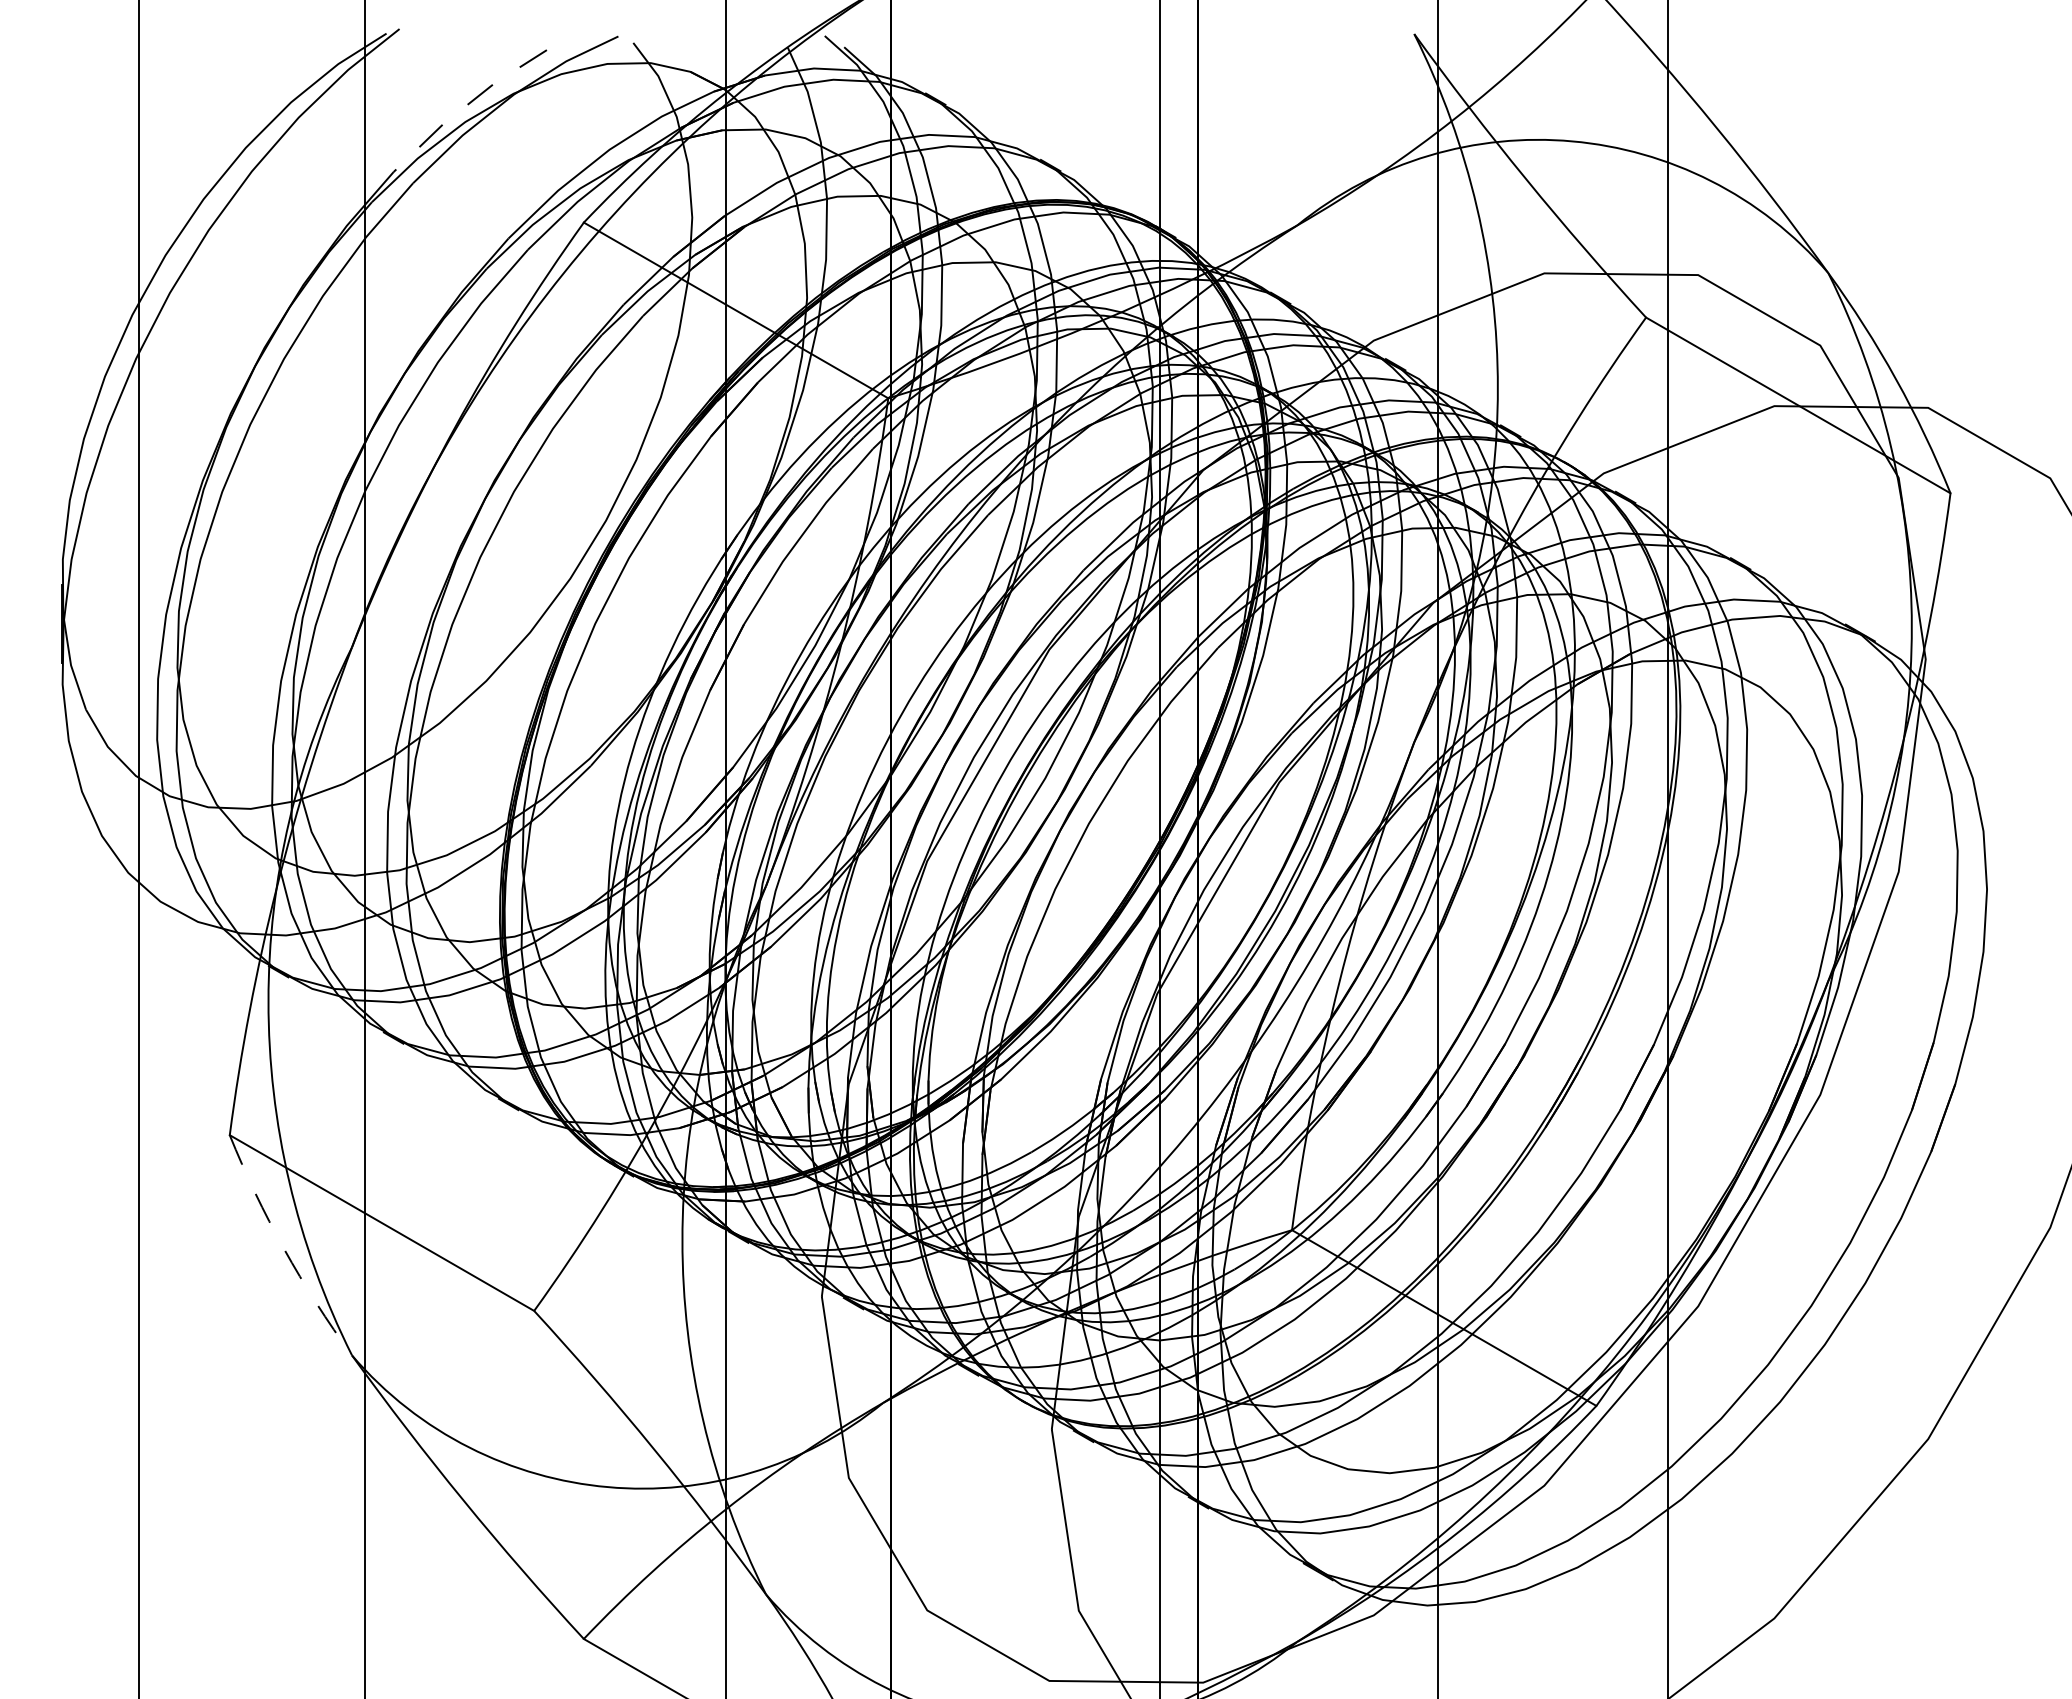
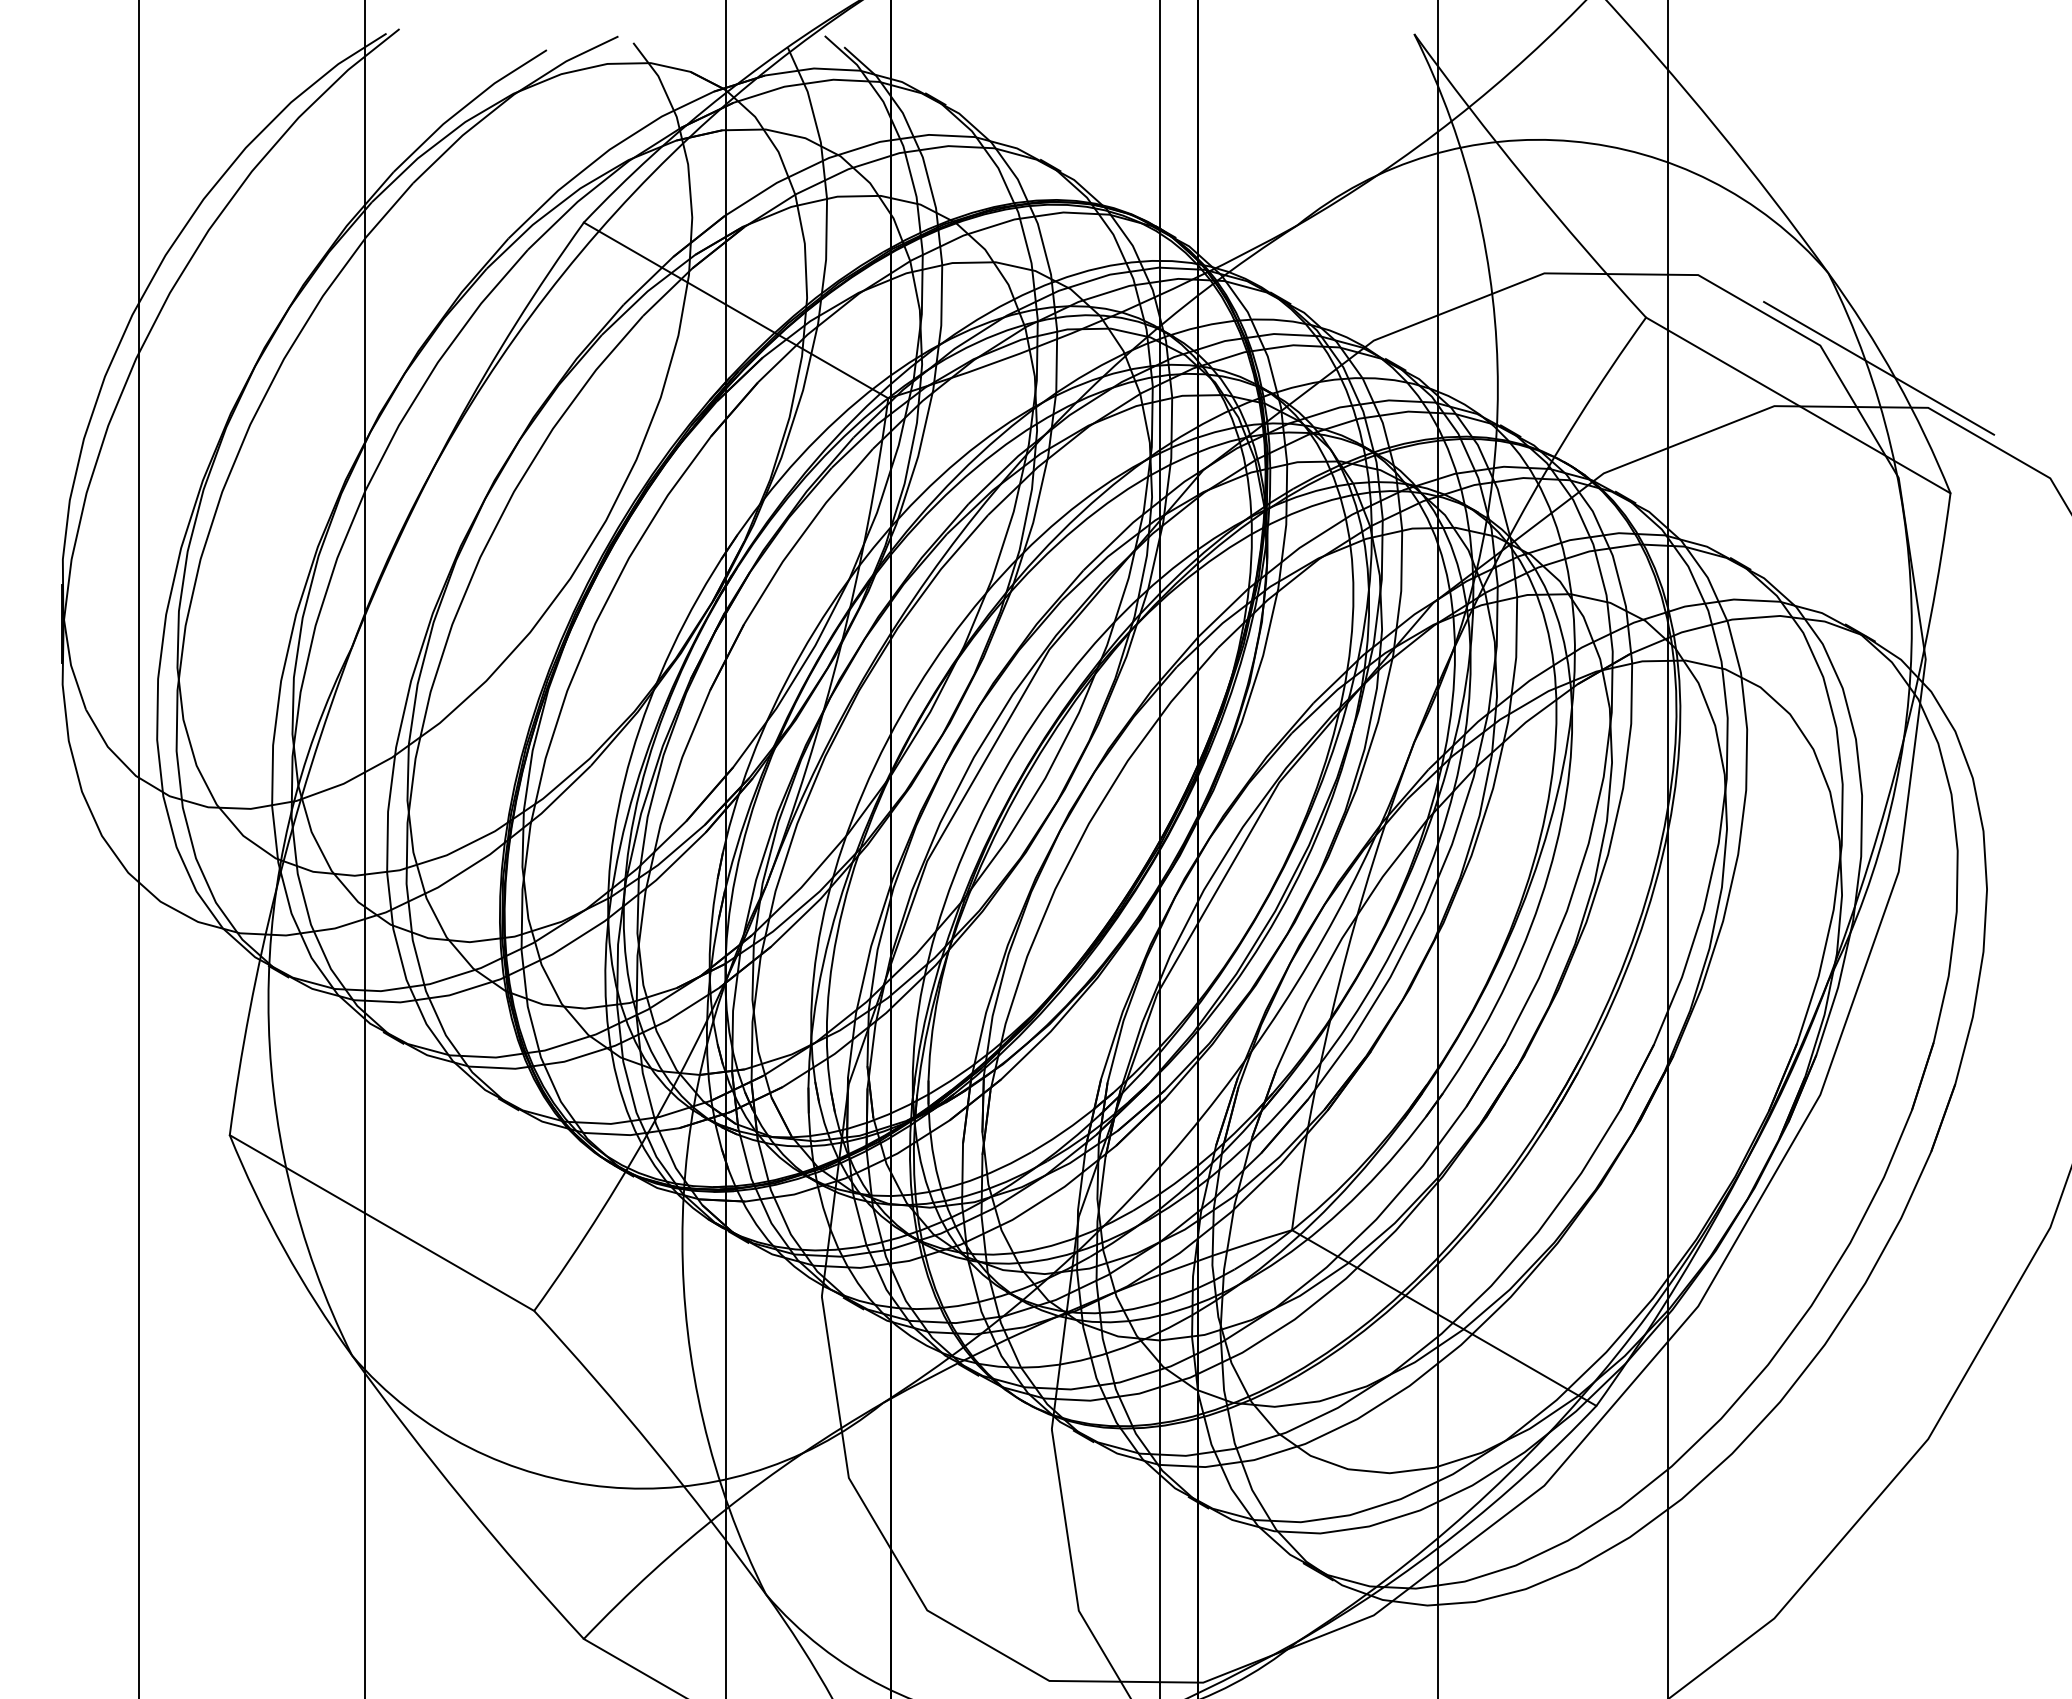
line: dashed -> solid (465, 106)
line: none -> present (1879, 367)
arc: dashed -> solid (284, 1249)
